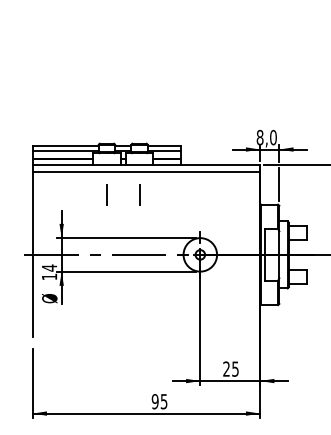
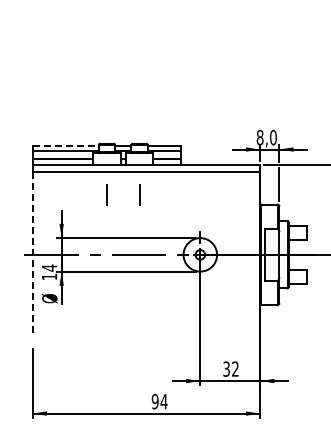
line: solid -> dashed (65, 145)
line: solid -> dashed (32, 254)
text: 25 -> 32 (230, 368)
text: 95 -> 94 (163, 401)
